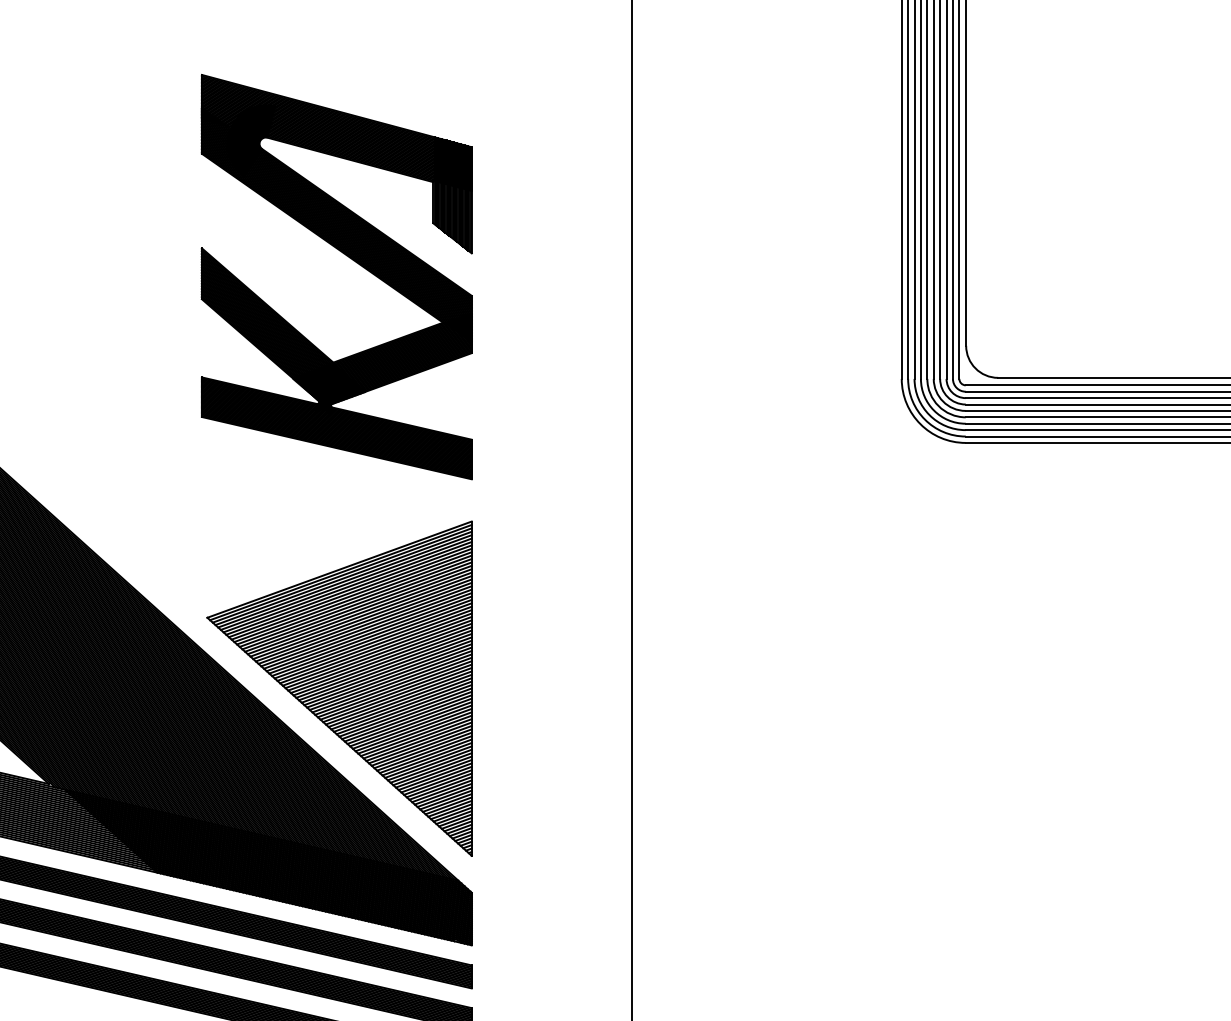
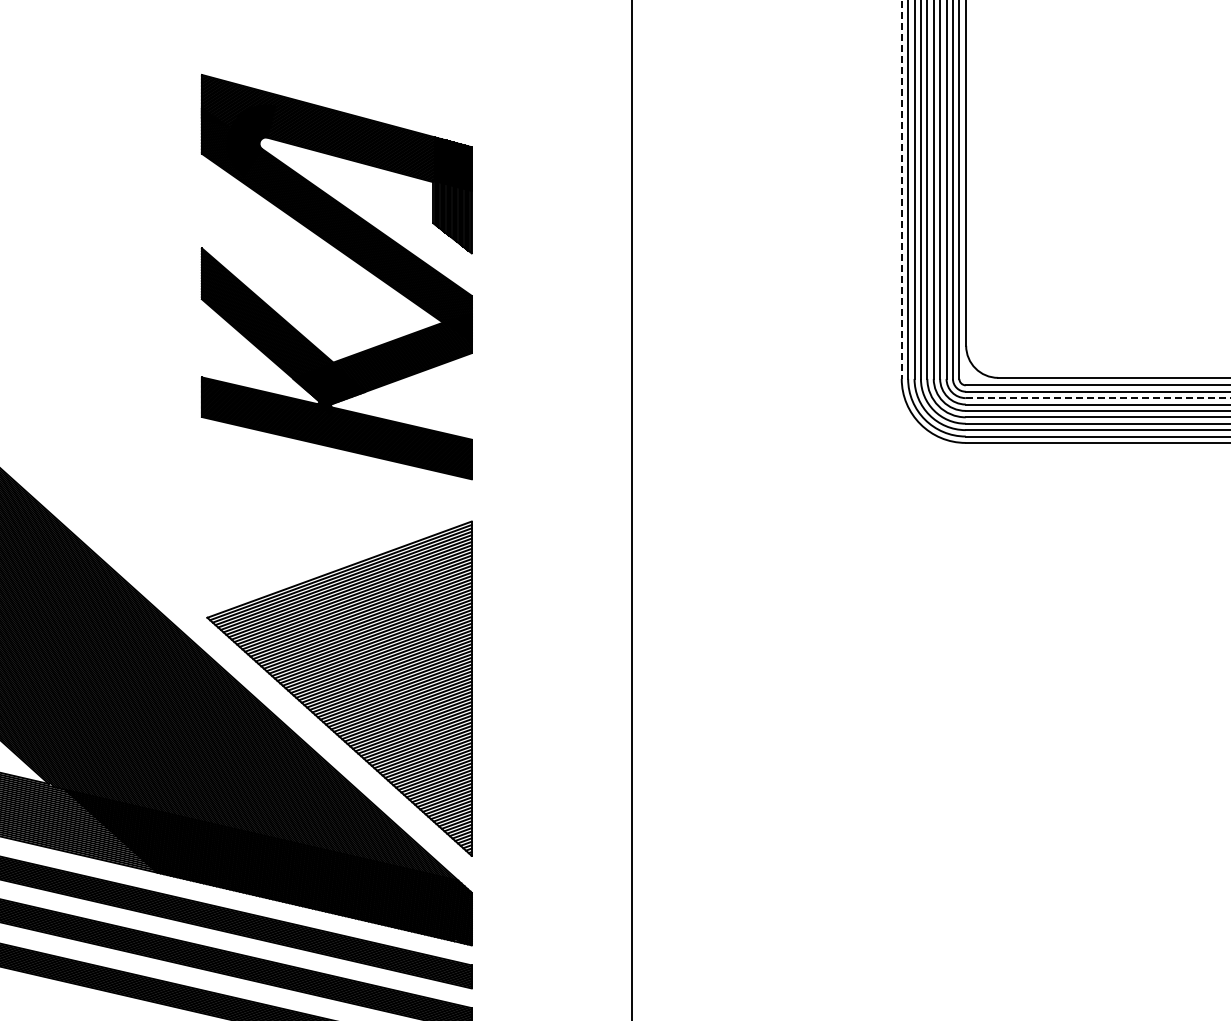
line: solid -> dashed (901, 190)
line: solid -> dashed (1098, 398)
